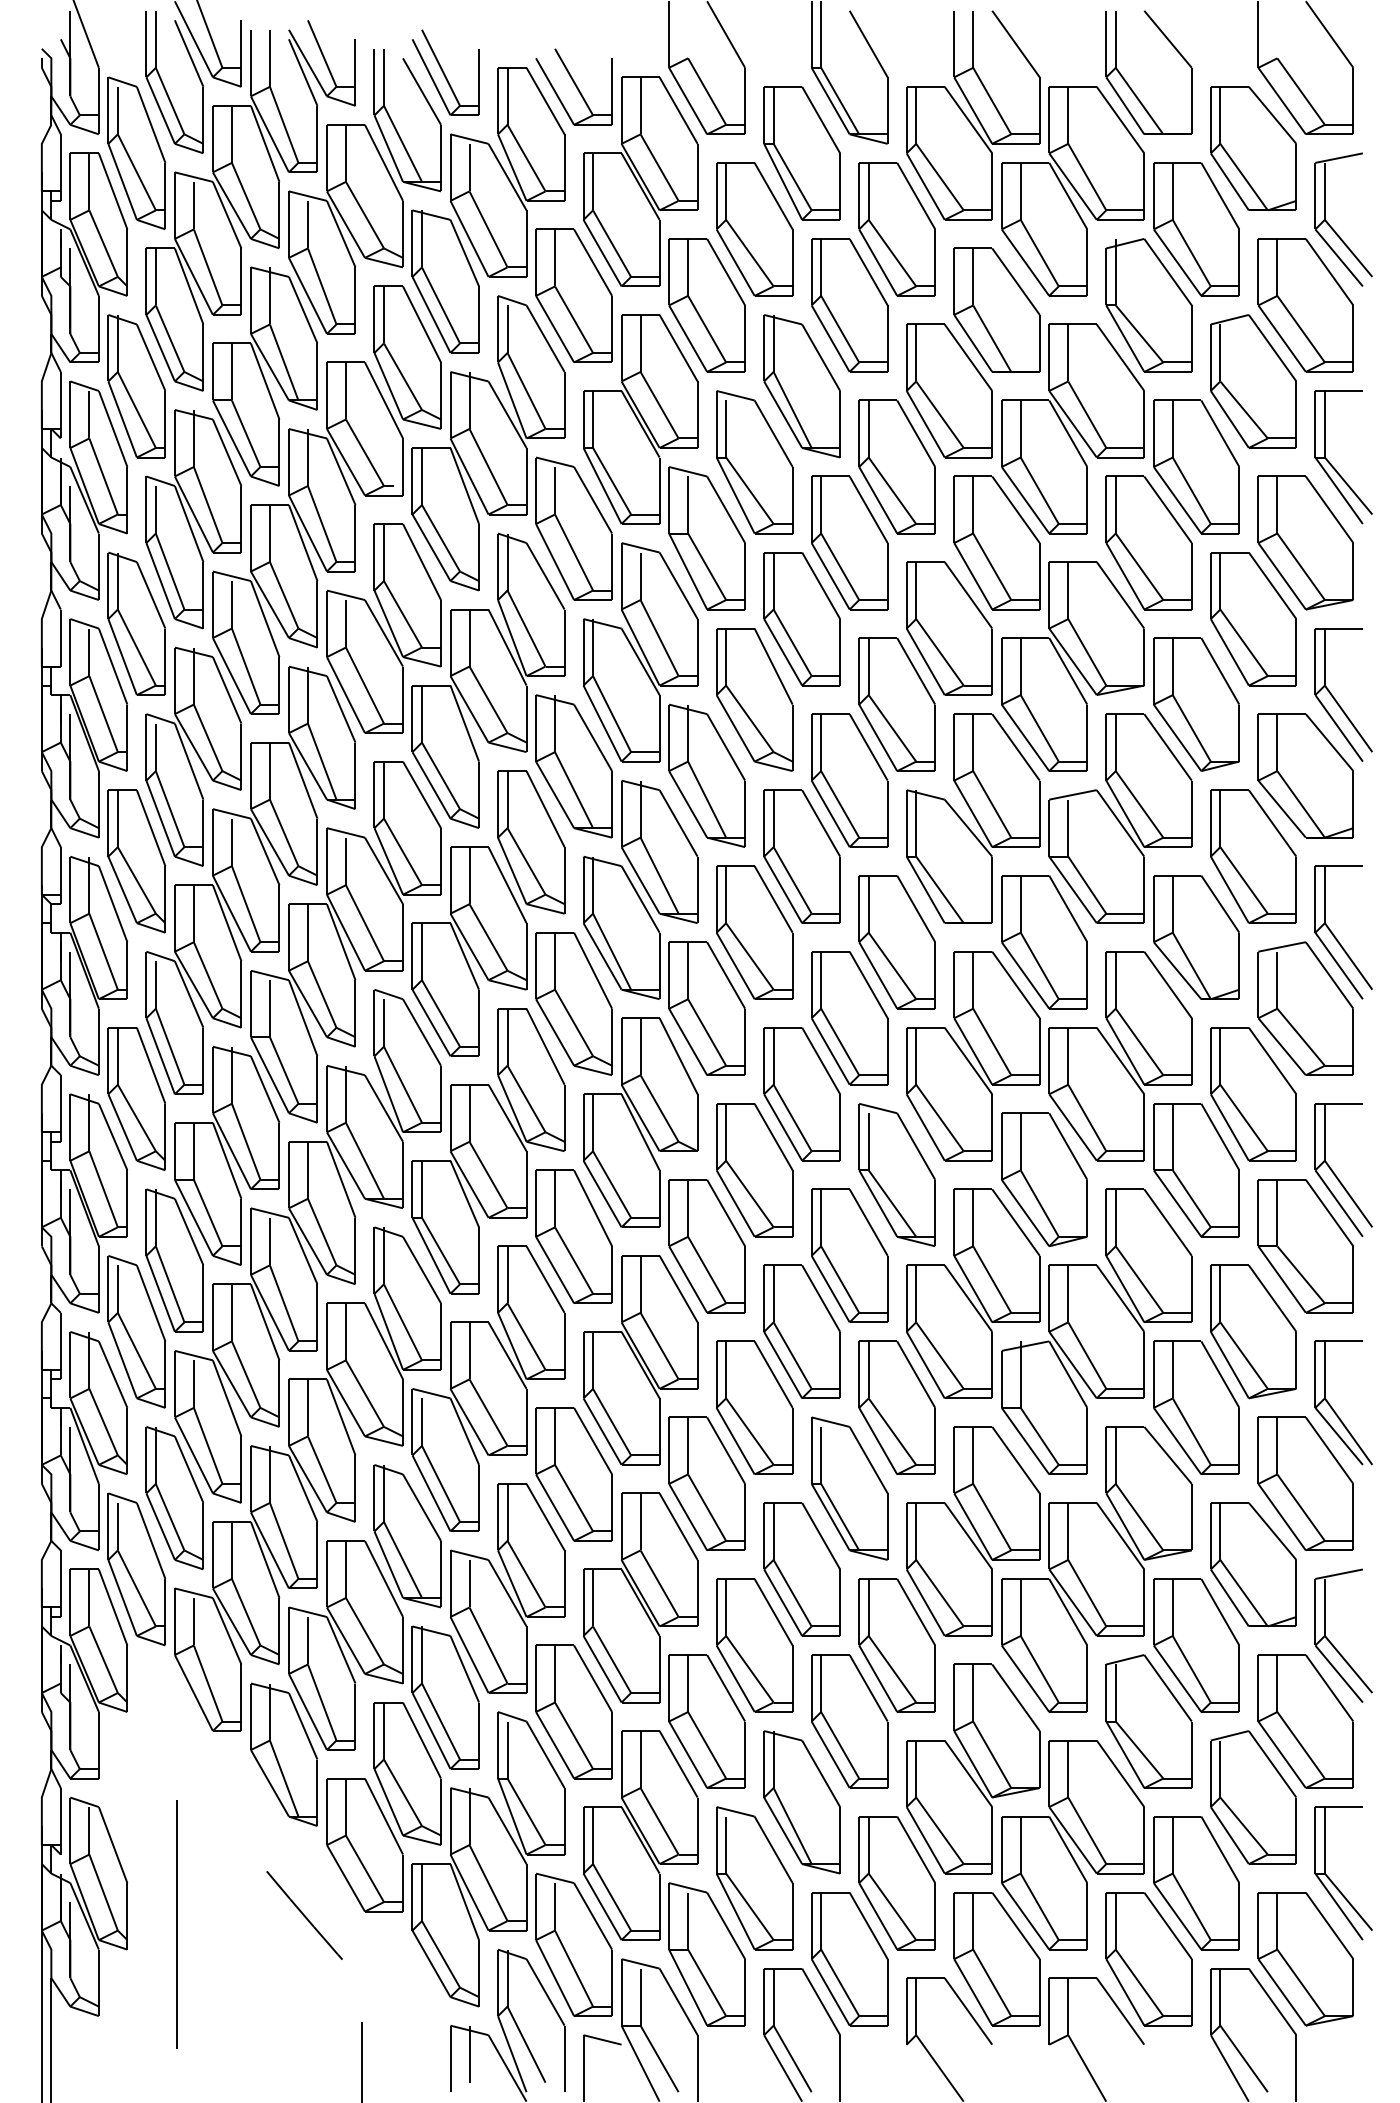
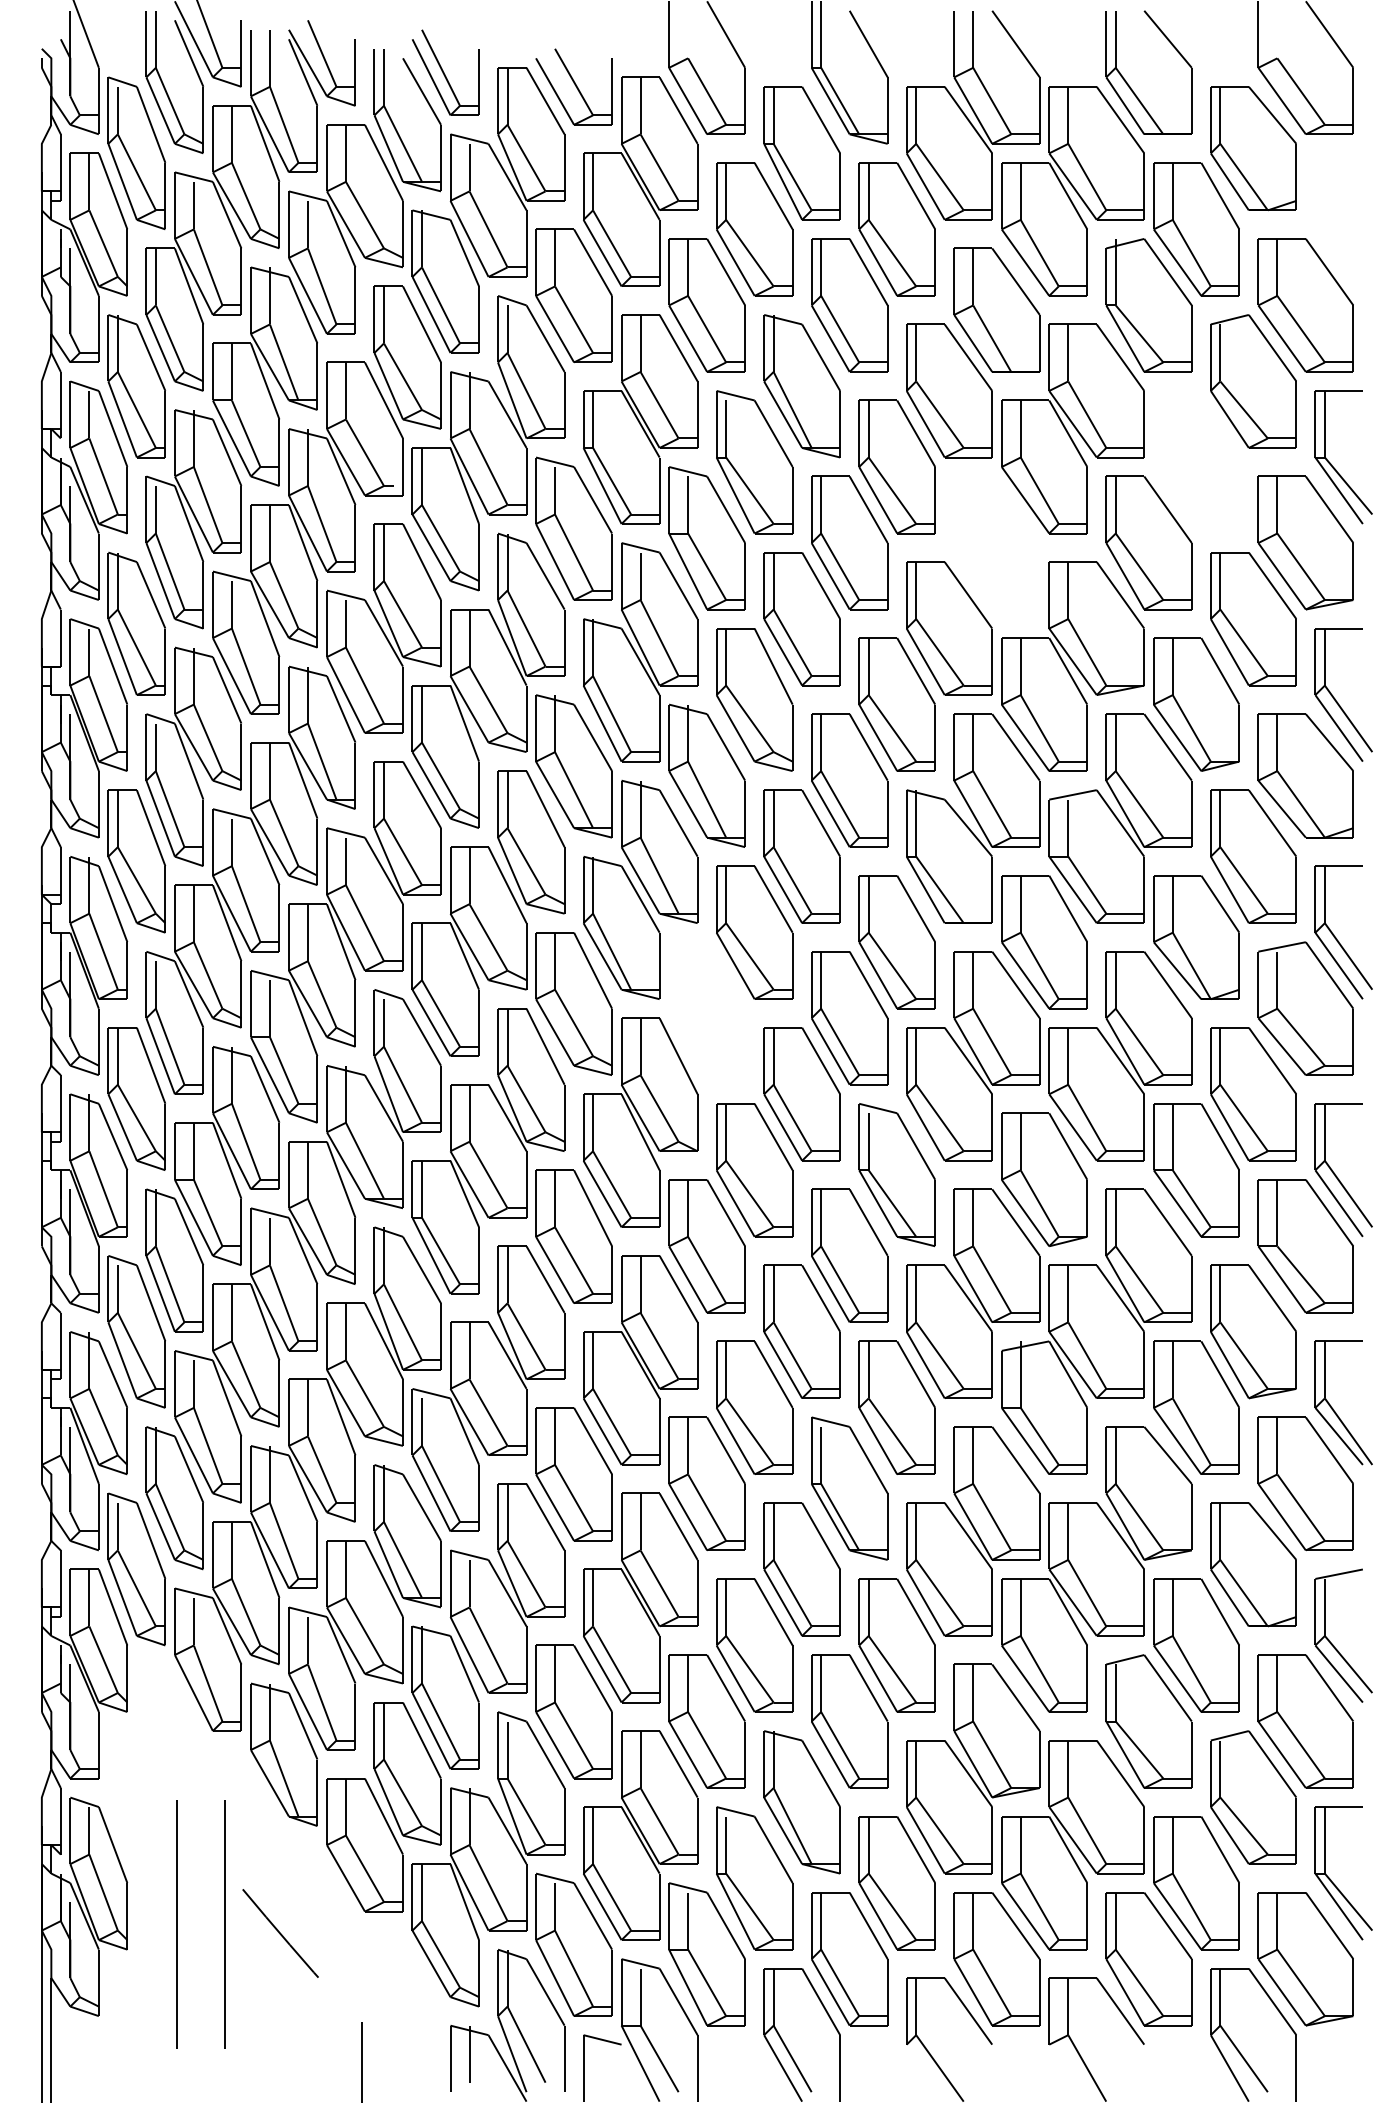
part: present -> none (1333, 228)
part: present -> none (1196, 466)
part: present -> none (996, 542)
part: present -> none (706, 1008)
line position: (304, 1915) -> (280, 1933) (280, 1933)
line: none -> present (224, 1924)
